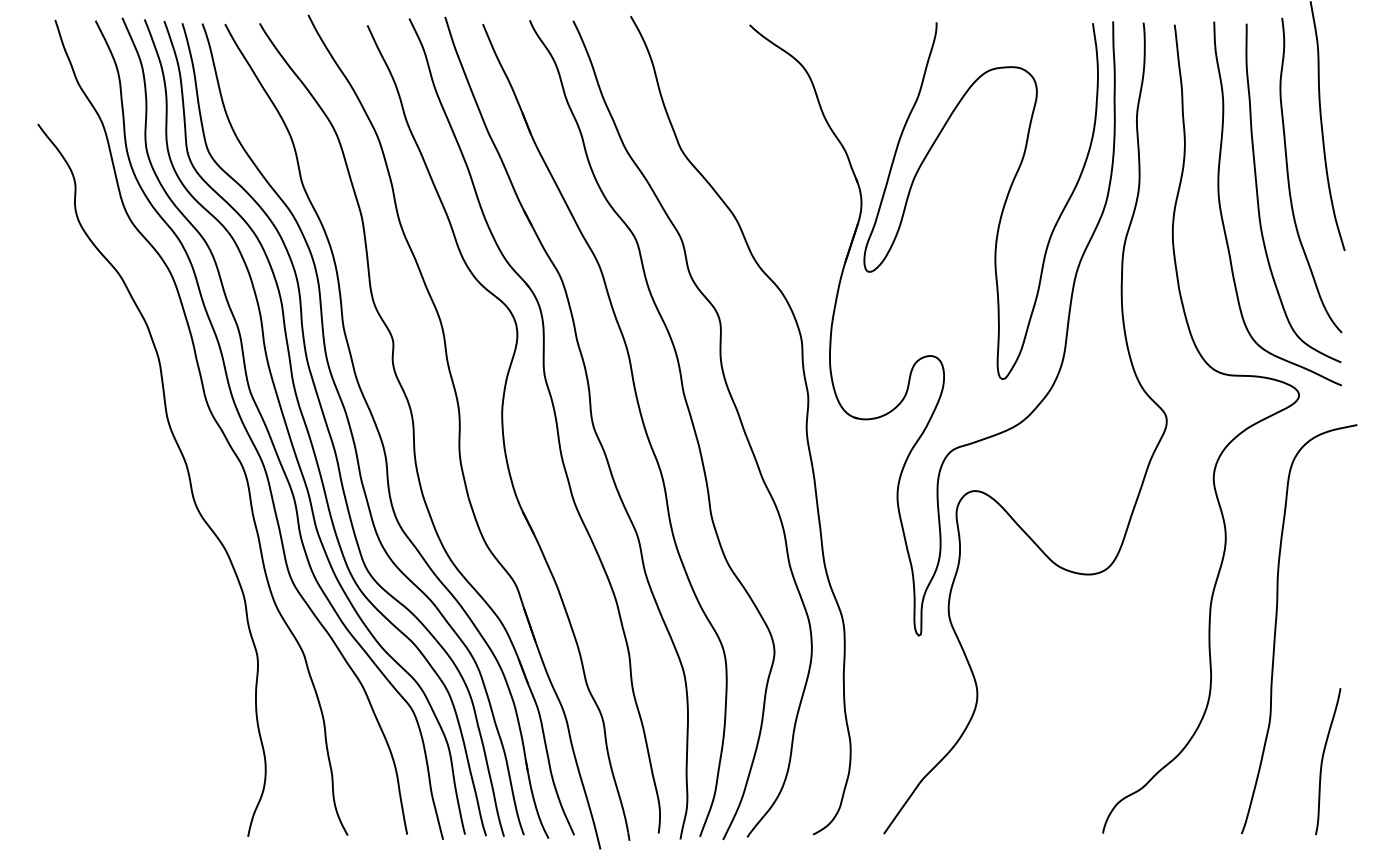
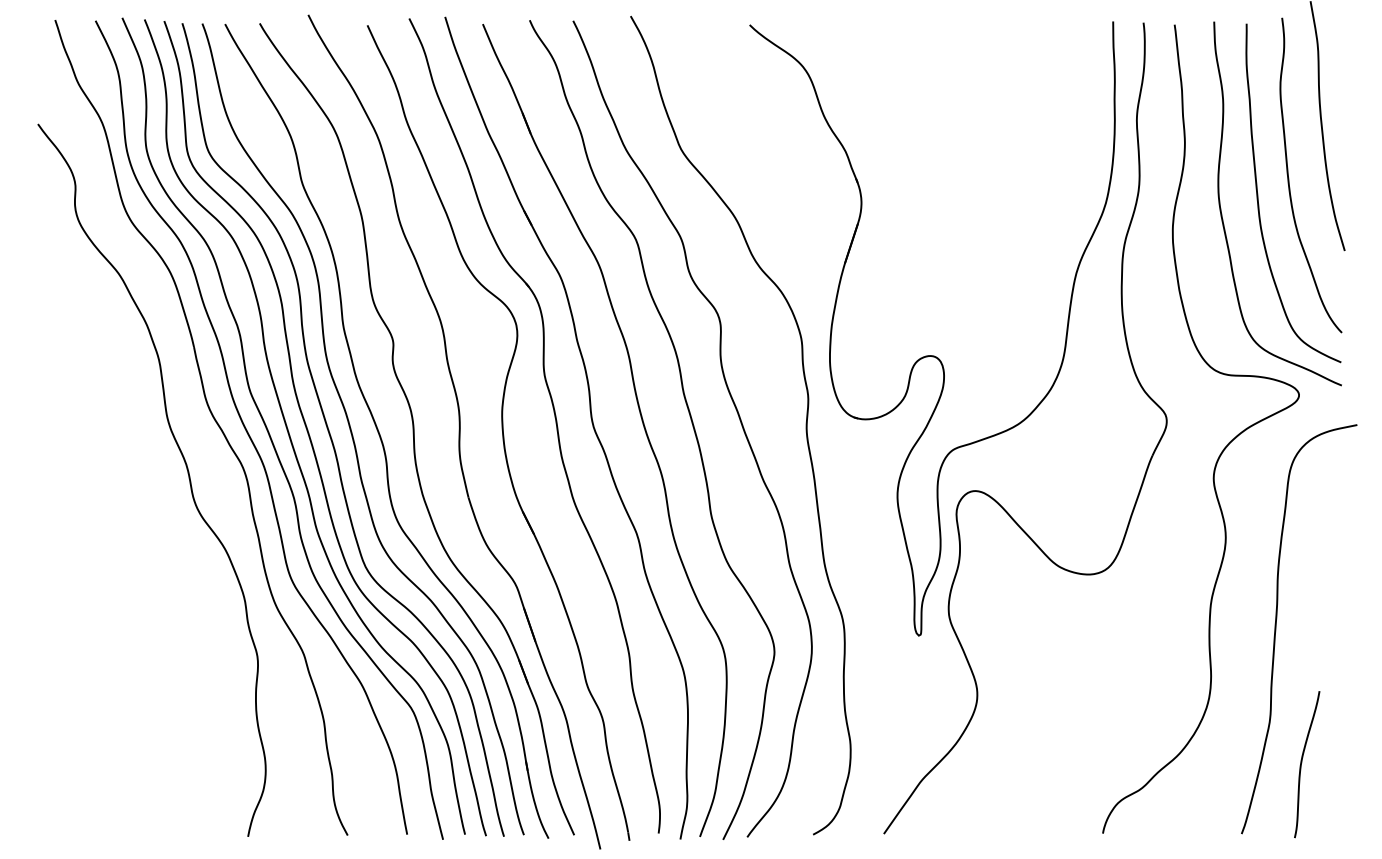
curve: present -> none (1002, 207)
curve position: (1323, 759) -> (1302, 762) (1302, 762)
